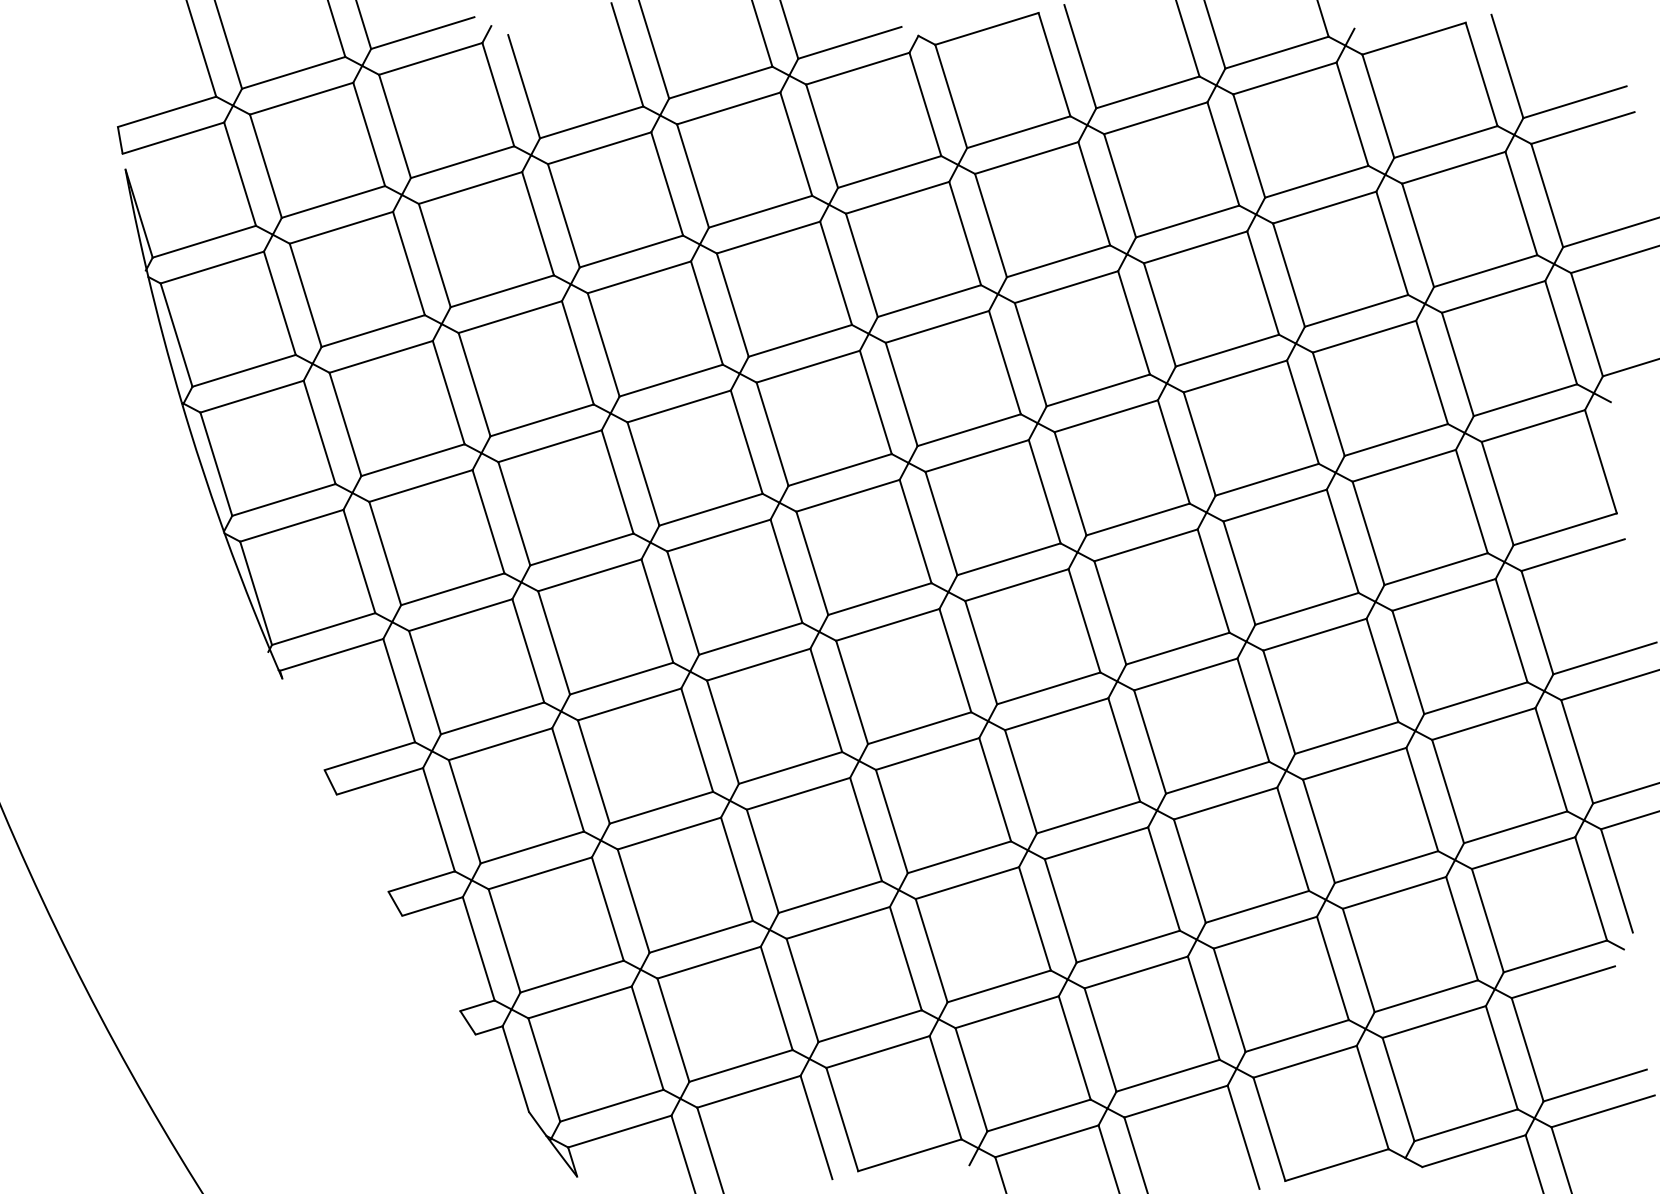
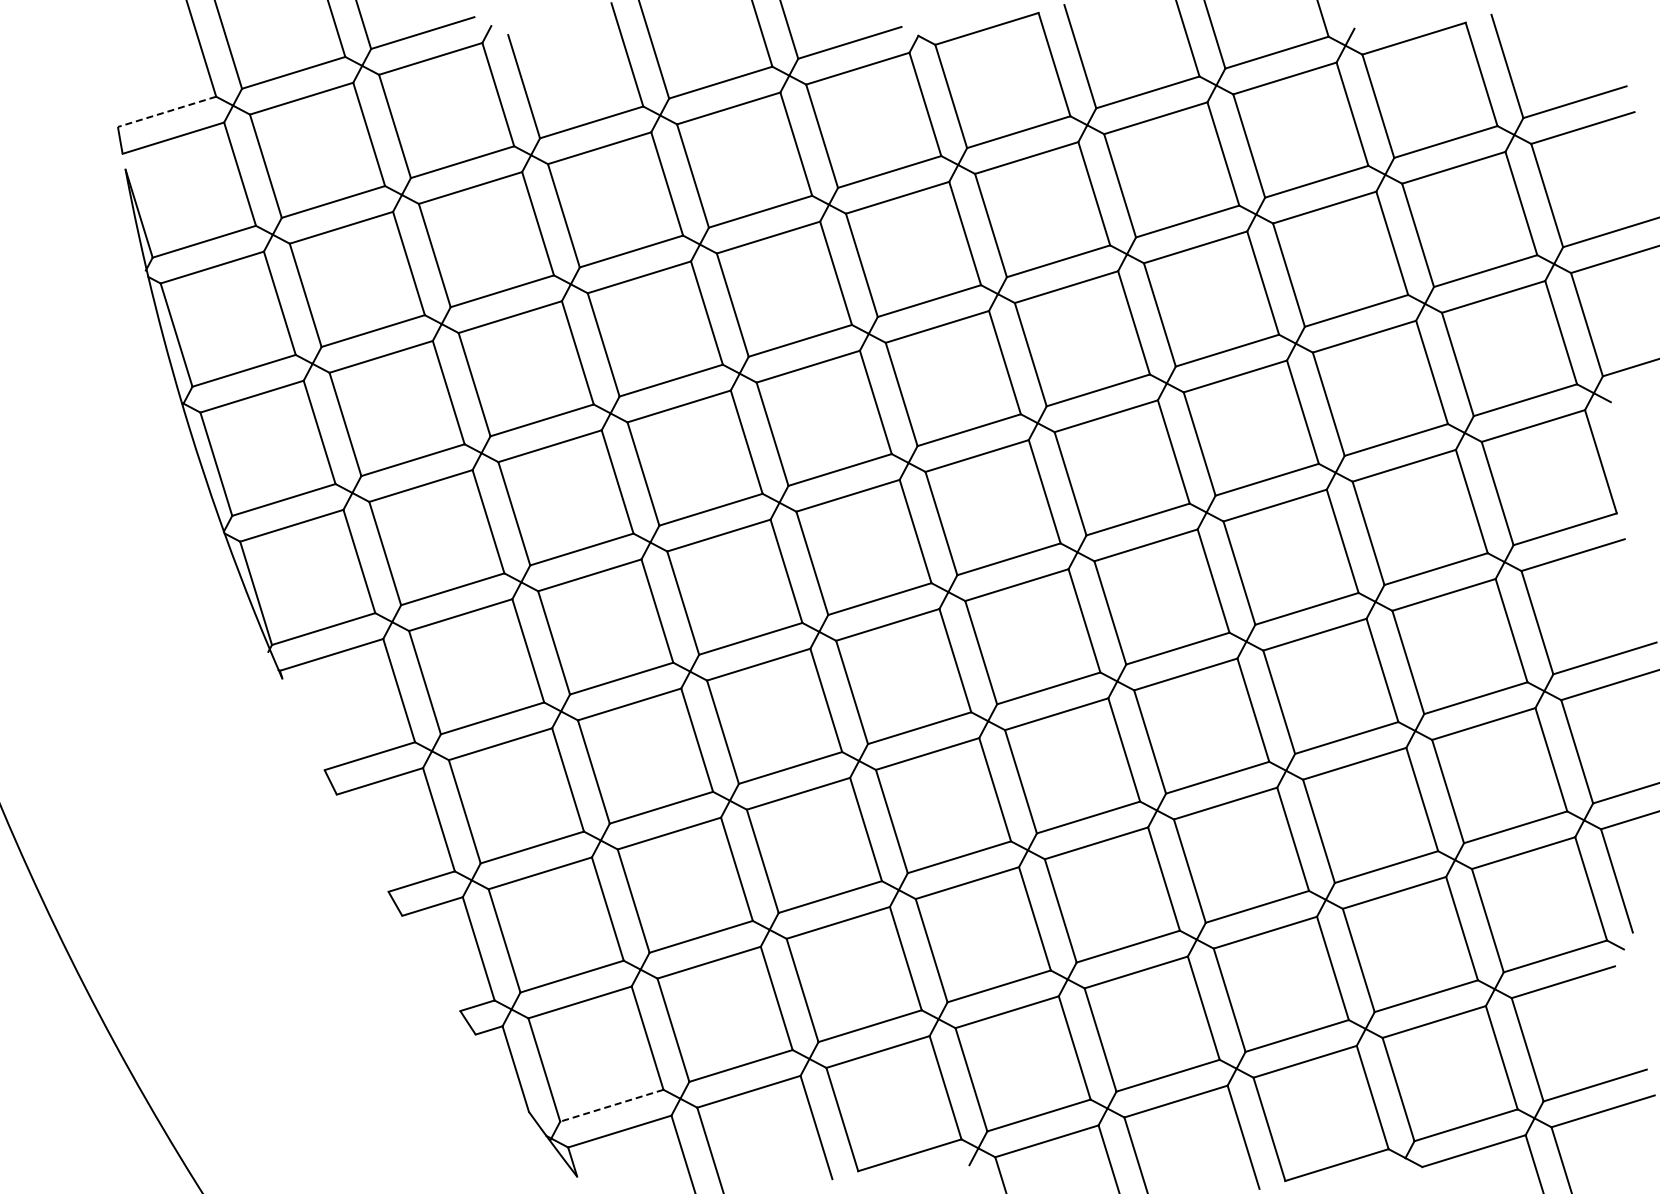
line: solid -> dashed (166, 112)
line: solid -> dashed (611, 1105)
